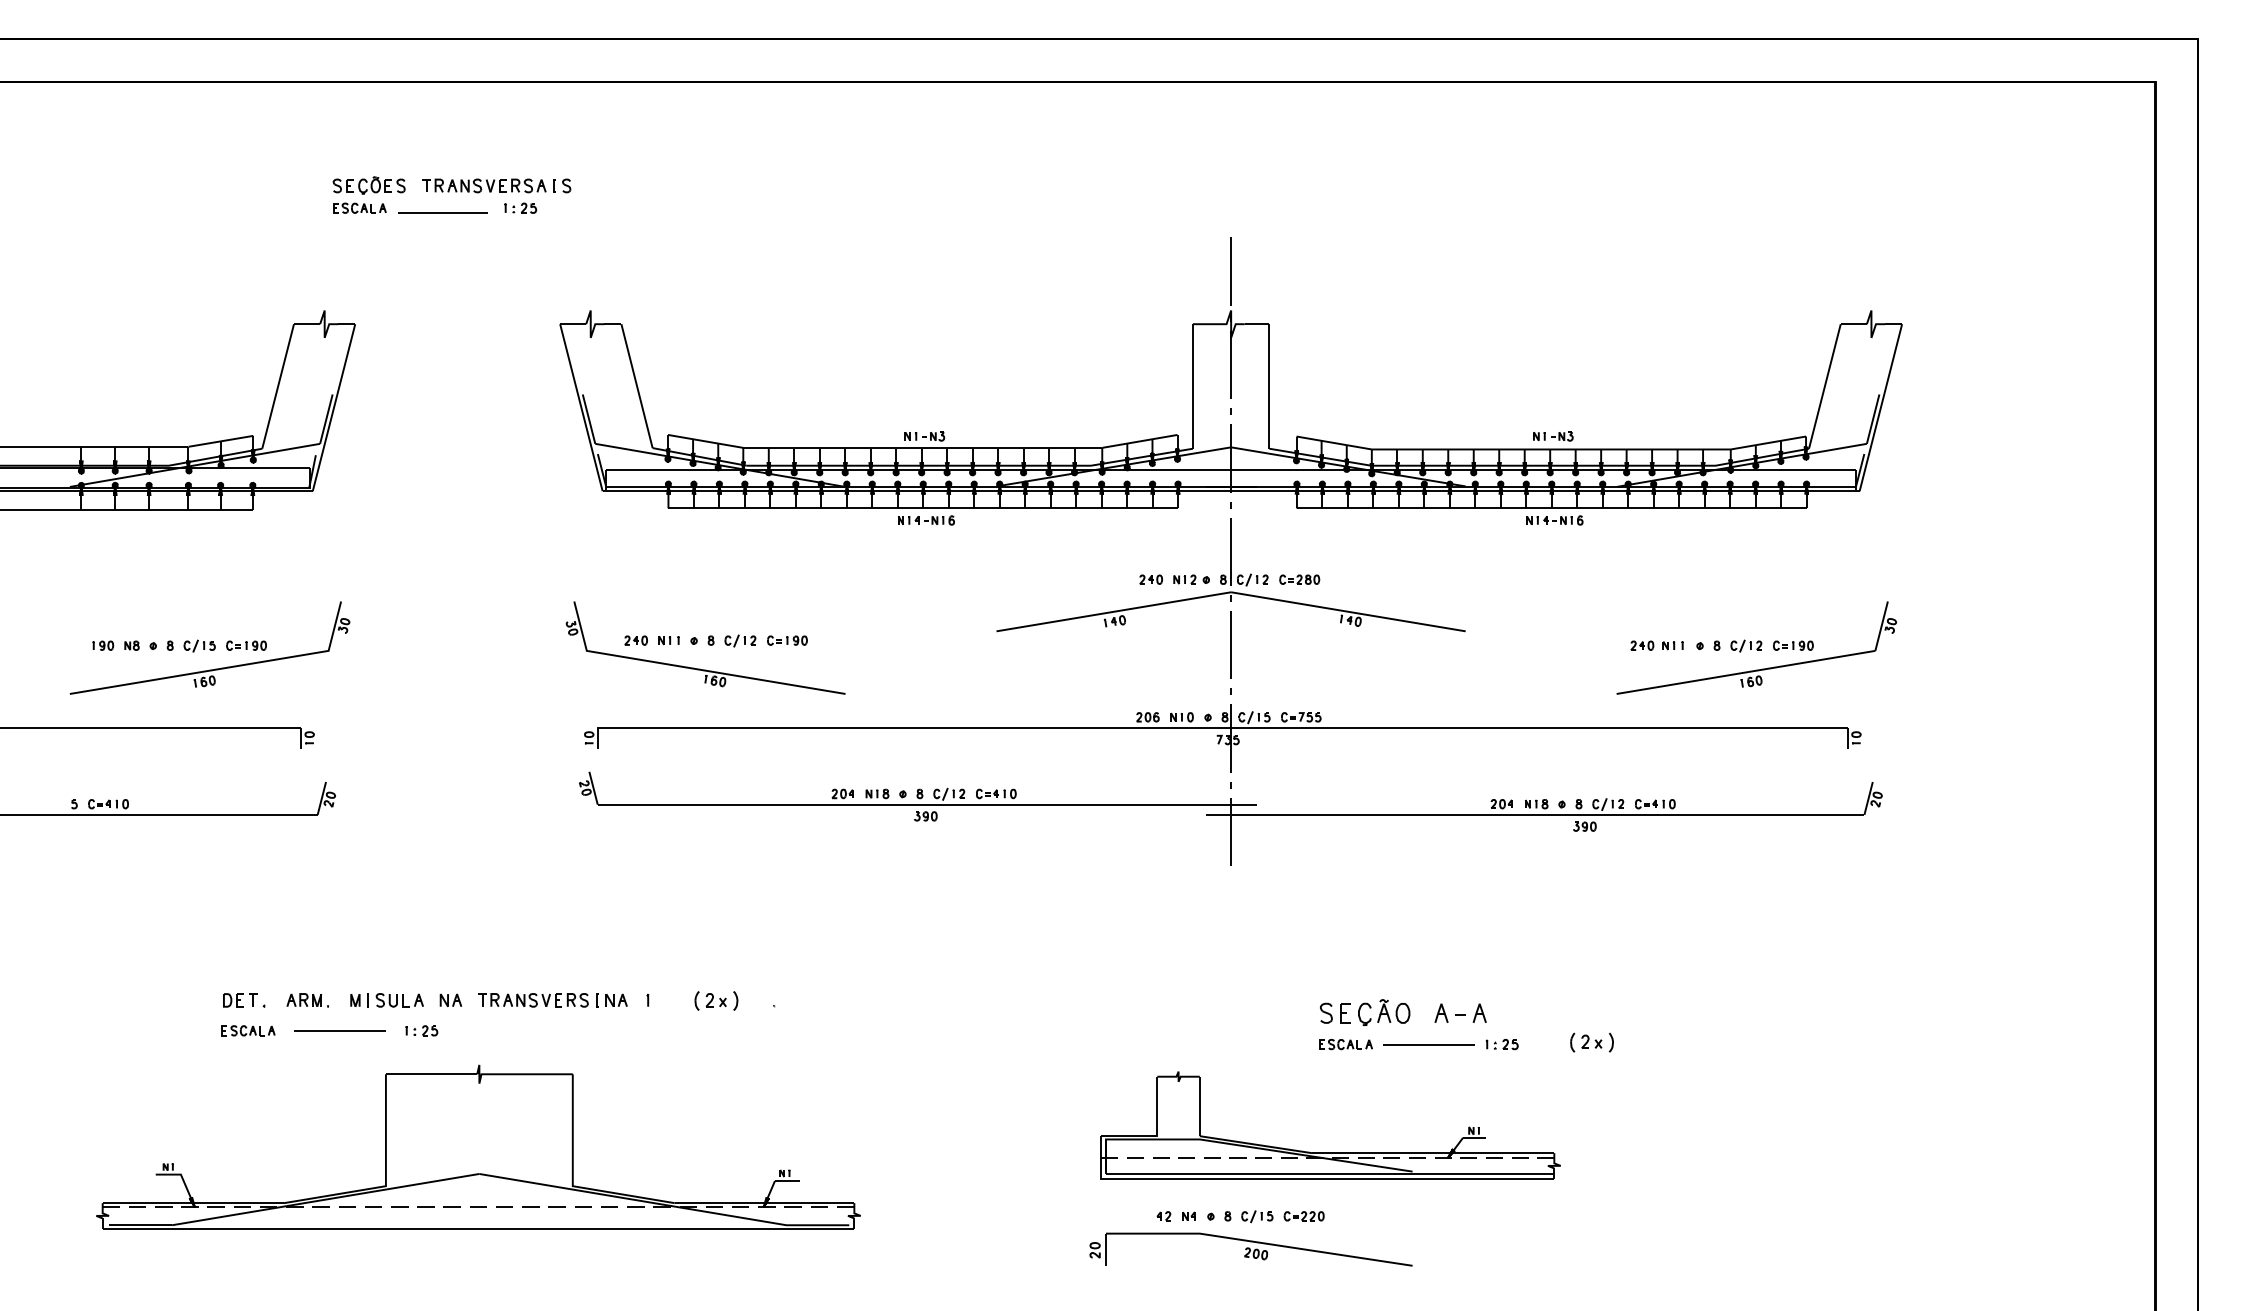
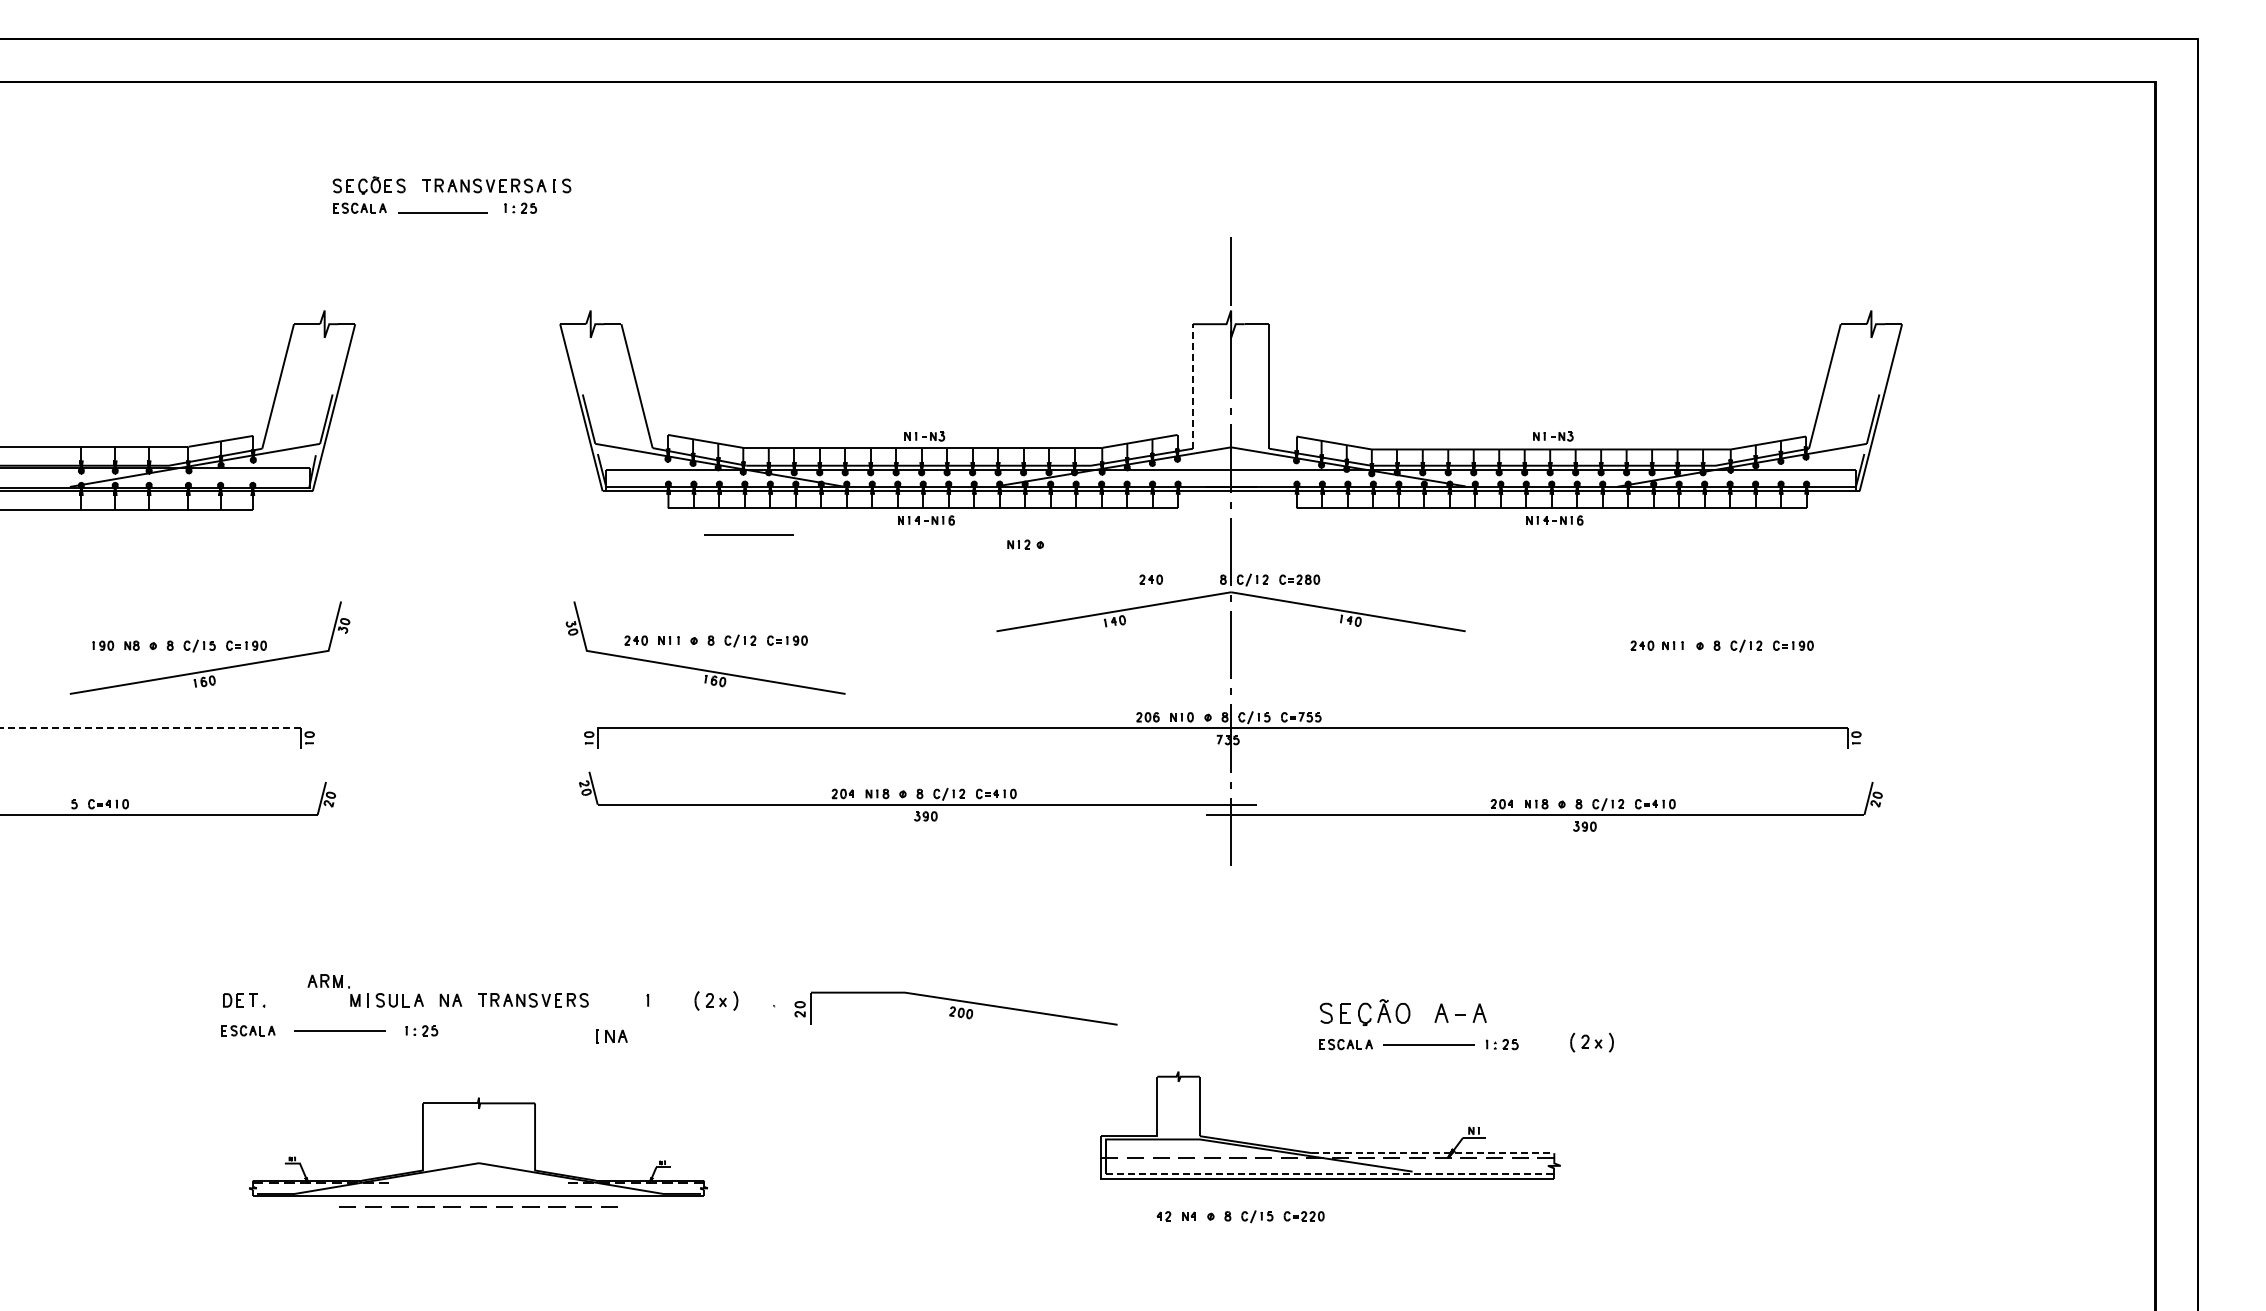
line: solid -> dashed (1192, 385)
line: none -> present (748, 534)
part position: (1191, 579) -> (1025, 544) (1025, 544)
part: present -> none (1761, 668)
line: solid -> dashed (150, 728)
part position: (307, 1000) -> (328, 981) (328, 981)
part position: (611, 1000) -> (611, 1036) (611, 1036)
part size: 765x166 px -> 459x100 px (478, 1146)
line: solid -> dashed (1433, 1153)
line: solid -> dashed (1330, 1173)
part position: (1250, 1249) -> (955, 1008) (955, 1008)
